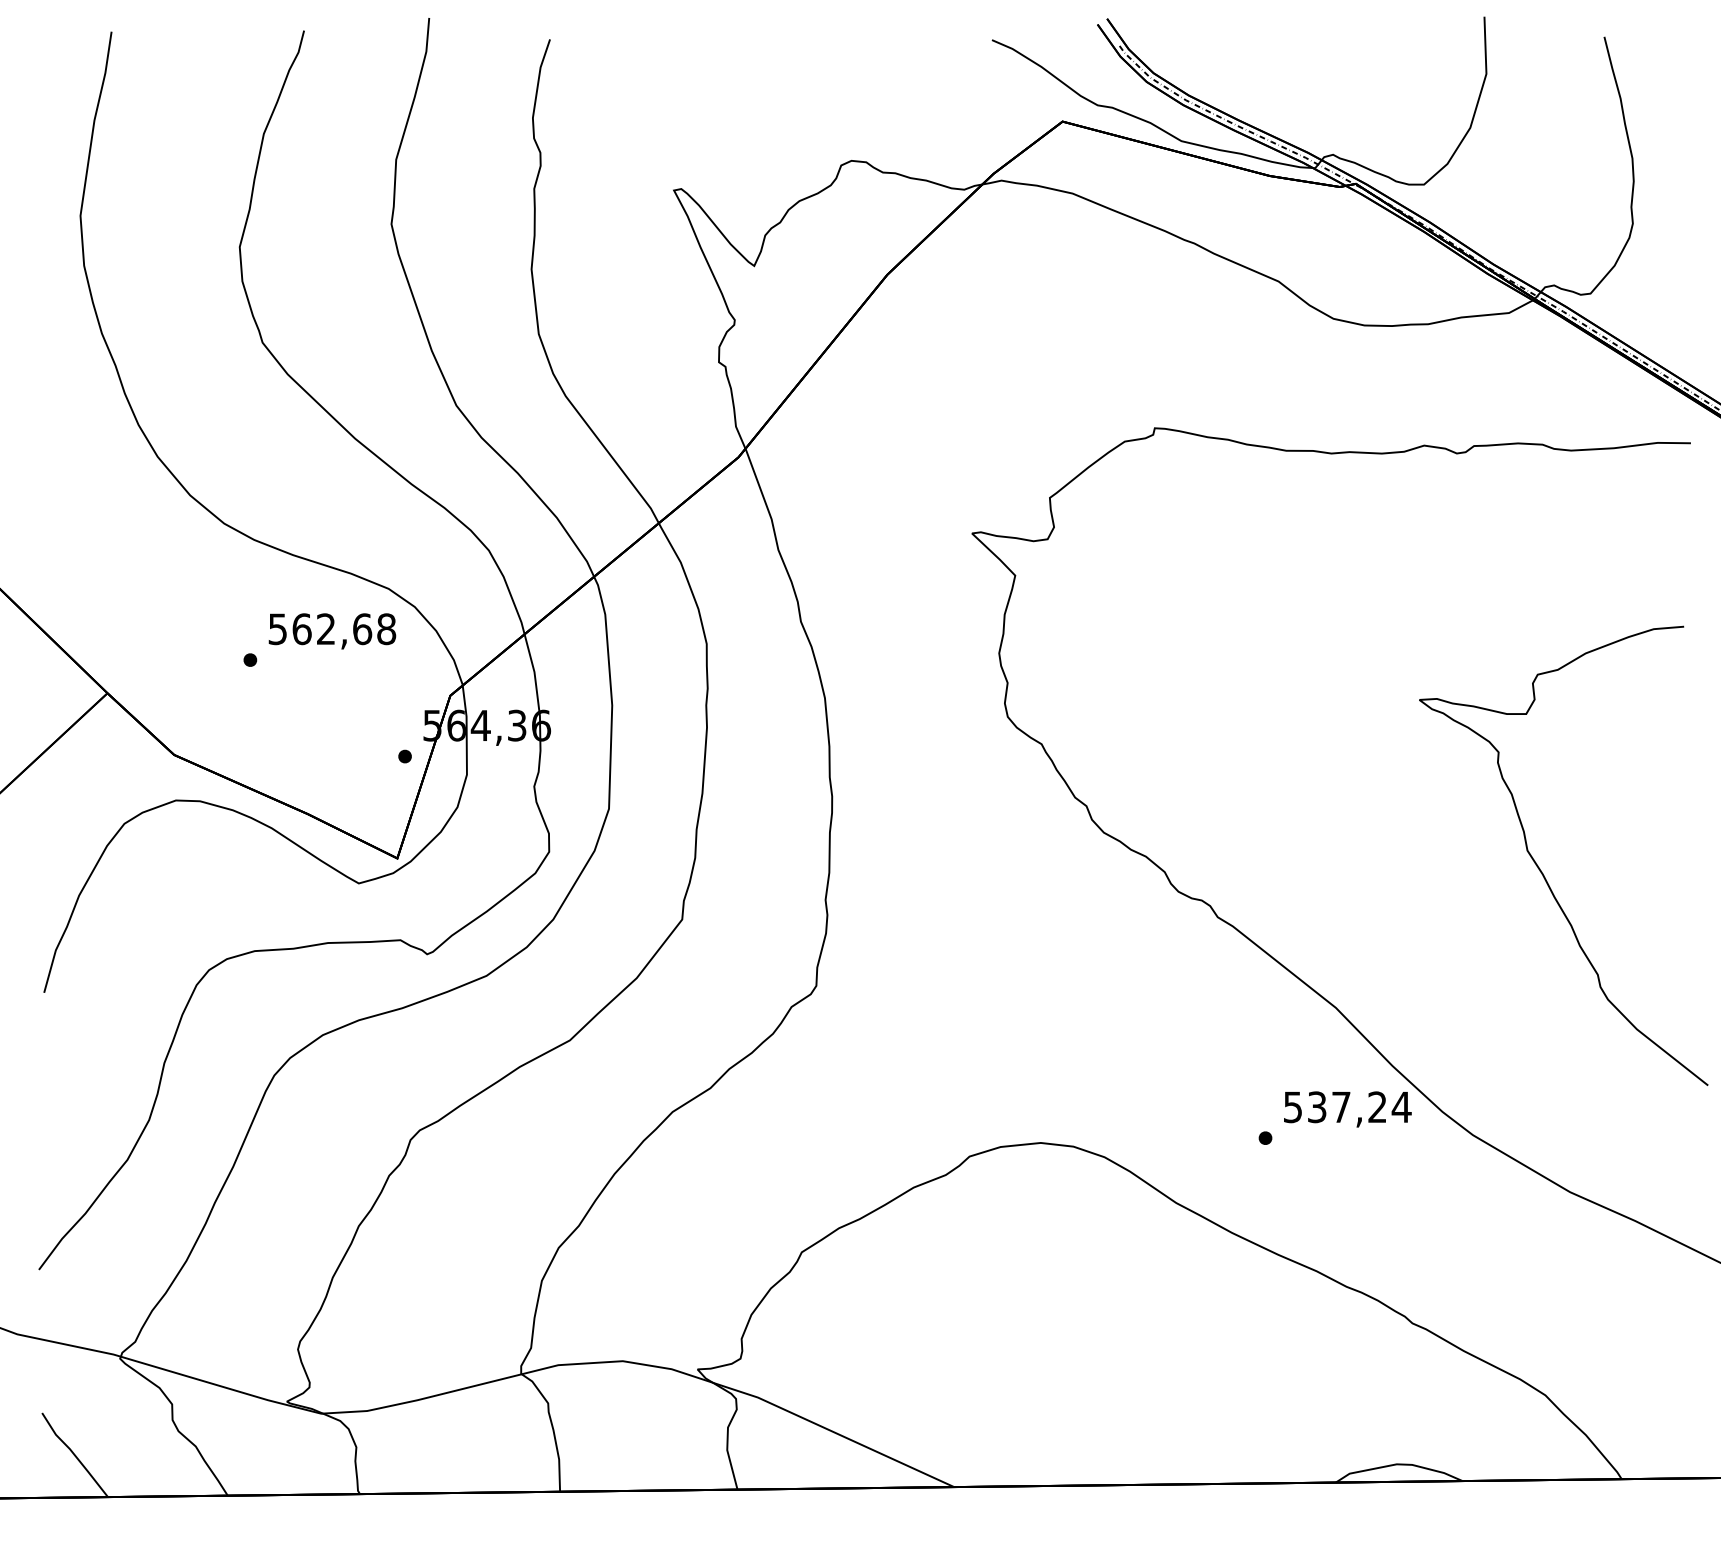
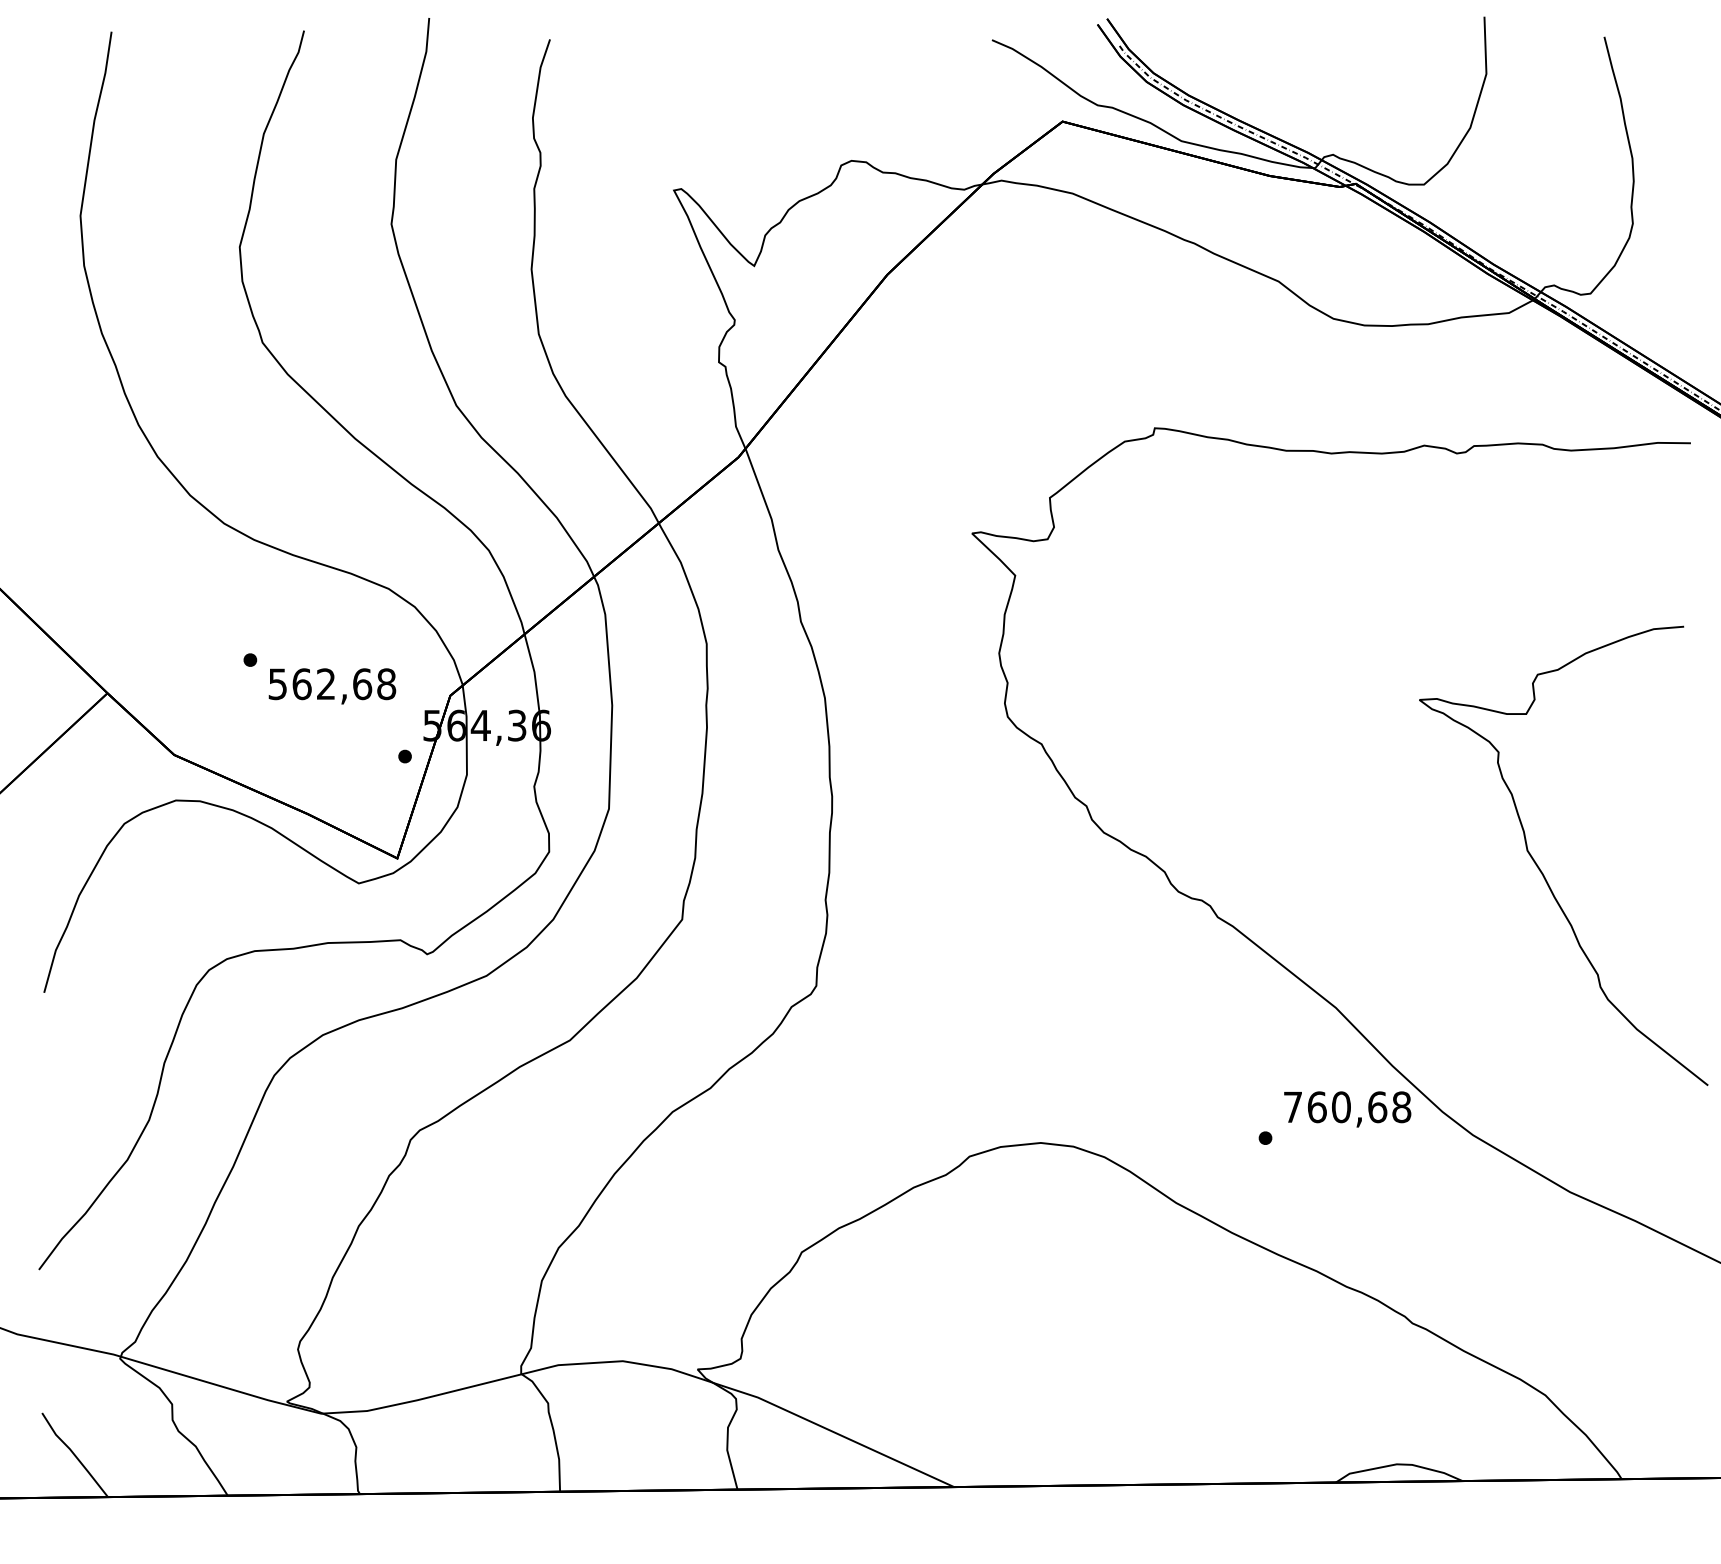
text position: (332, 631) -> (332, 686) (332, 686)
text: 537,24 -> 760,68 (1347, 1107)
